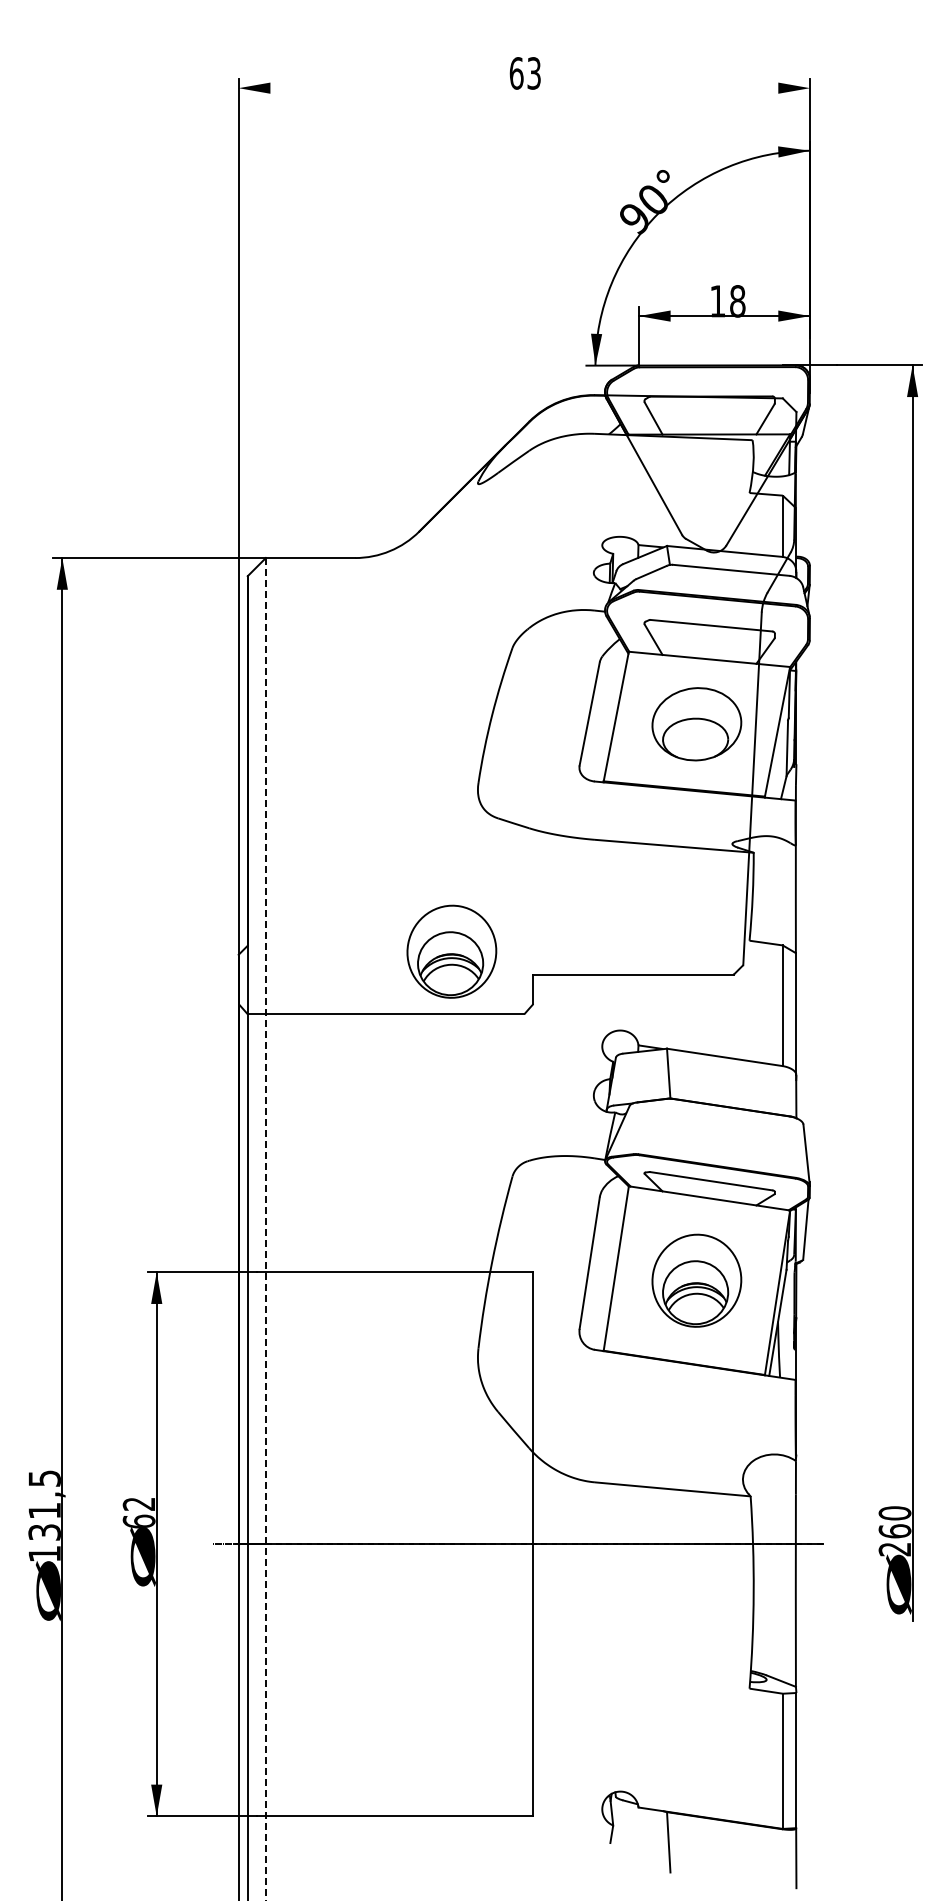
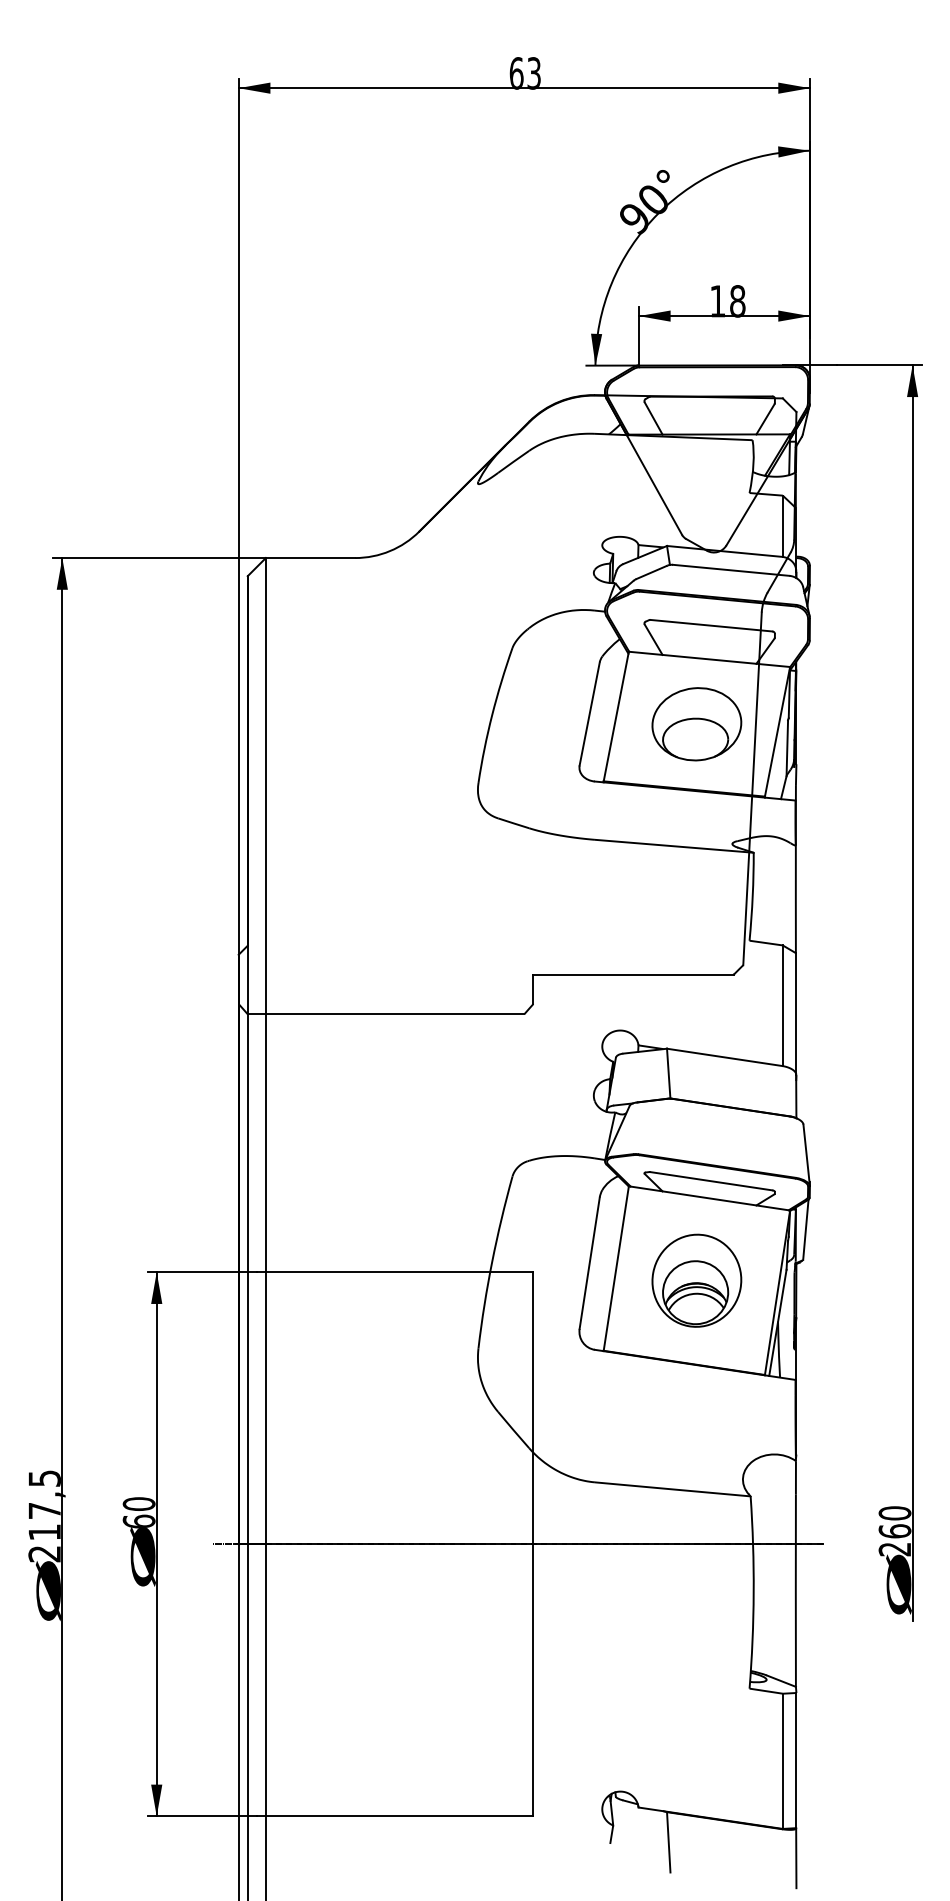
line: none -> present (524, 88)
part: present -> none (451, 951)
line: dashed -> solid (265, 1229)
text: 62 -> 60 (138, 1503)
text: 131,5 -> 217,5 (44, 1532)
